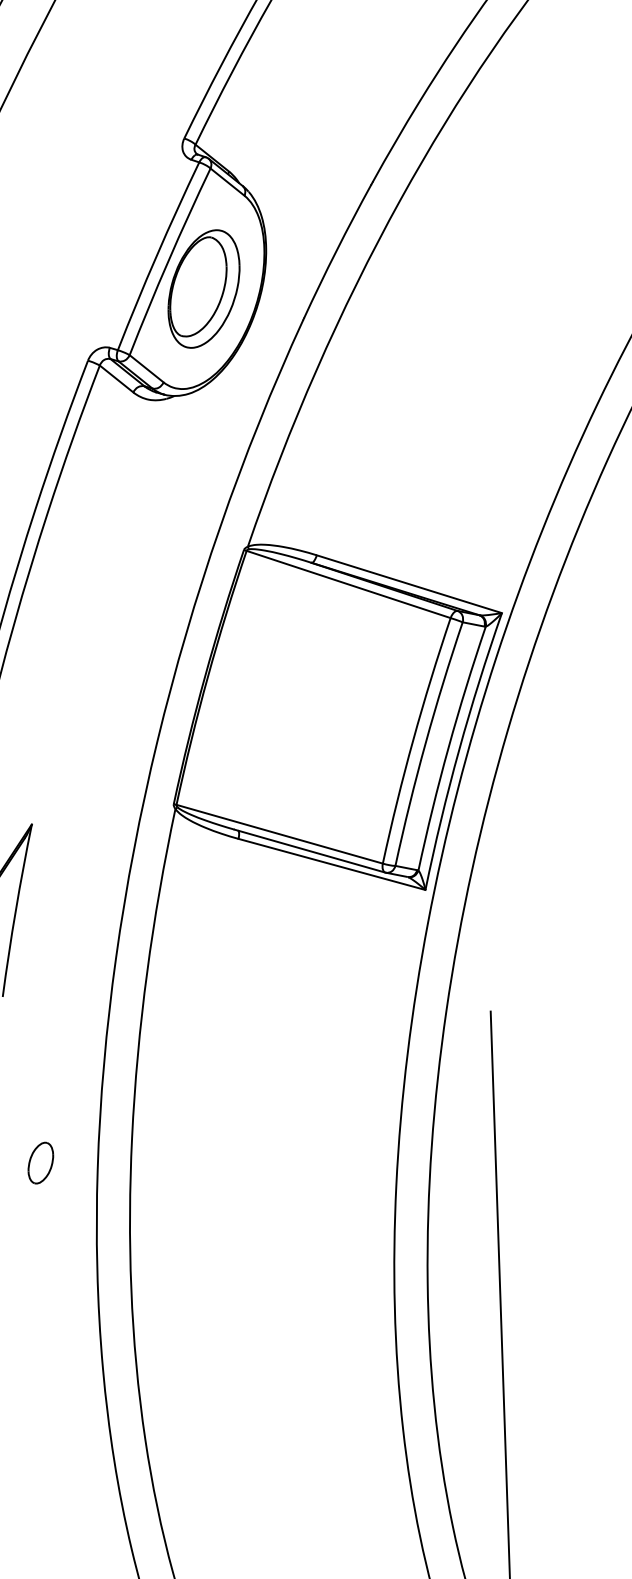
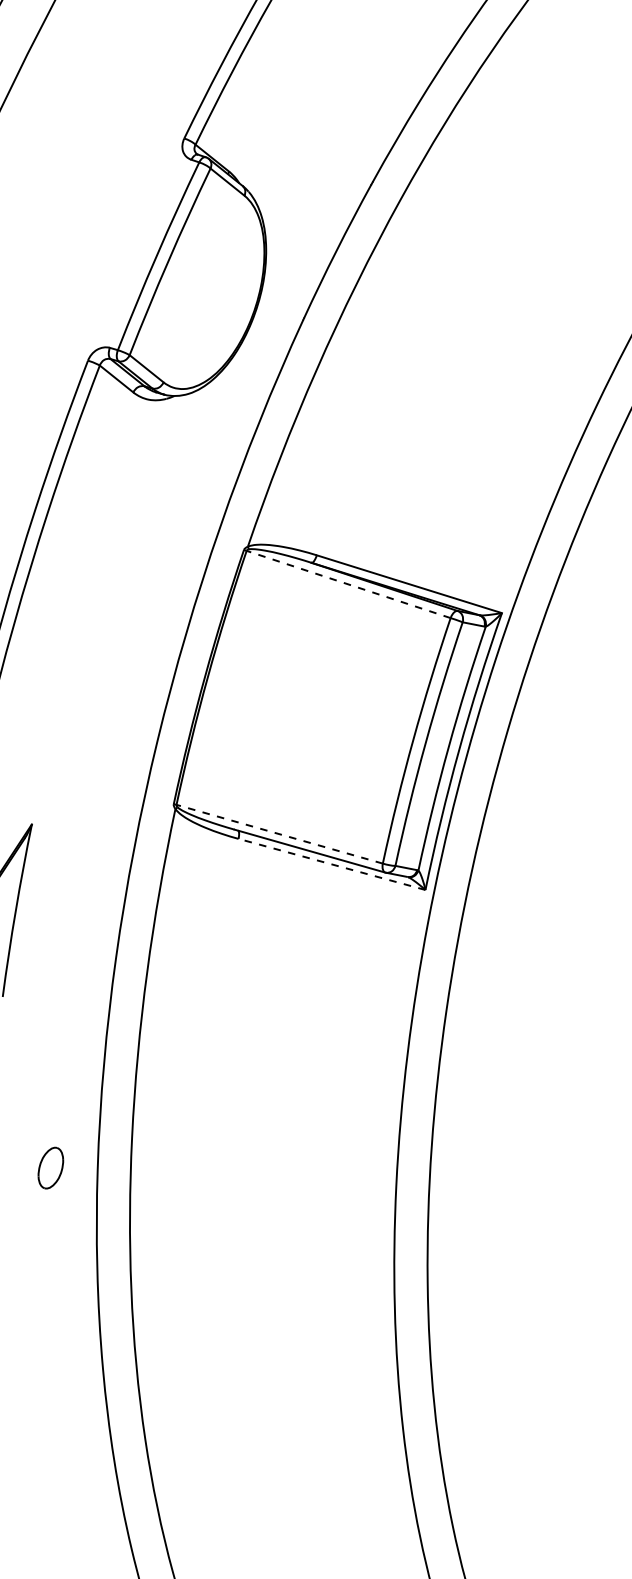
part: present -> none (203, 288)
line: solid -> dashed (348, 584)
line: solid -> dashed (279, 834)
line: solid -> dashed (332, 864)
part position: (40, 1162) -> (50, 1167) (50, 1167)
line: present -> none (499, 1292)
